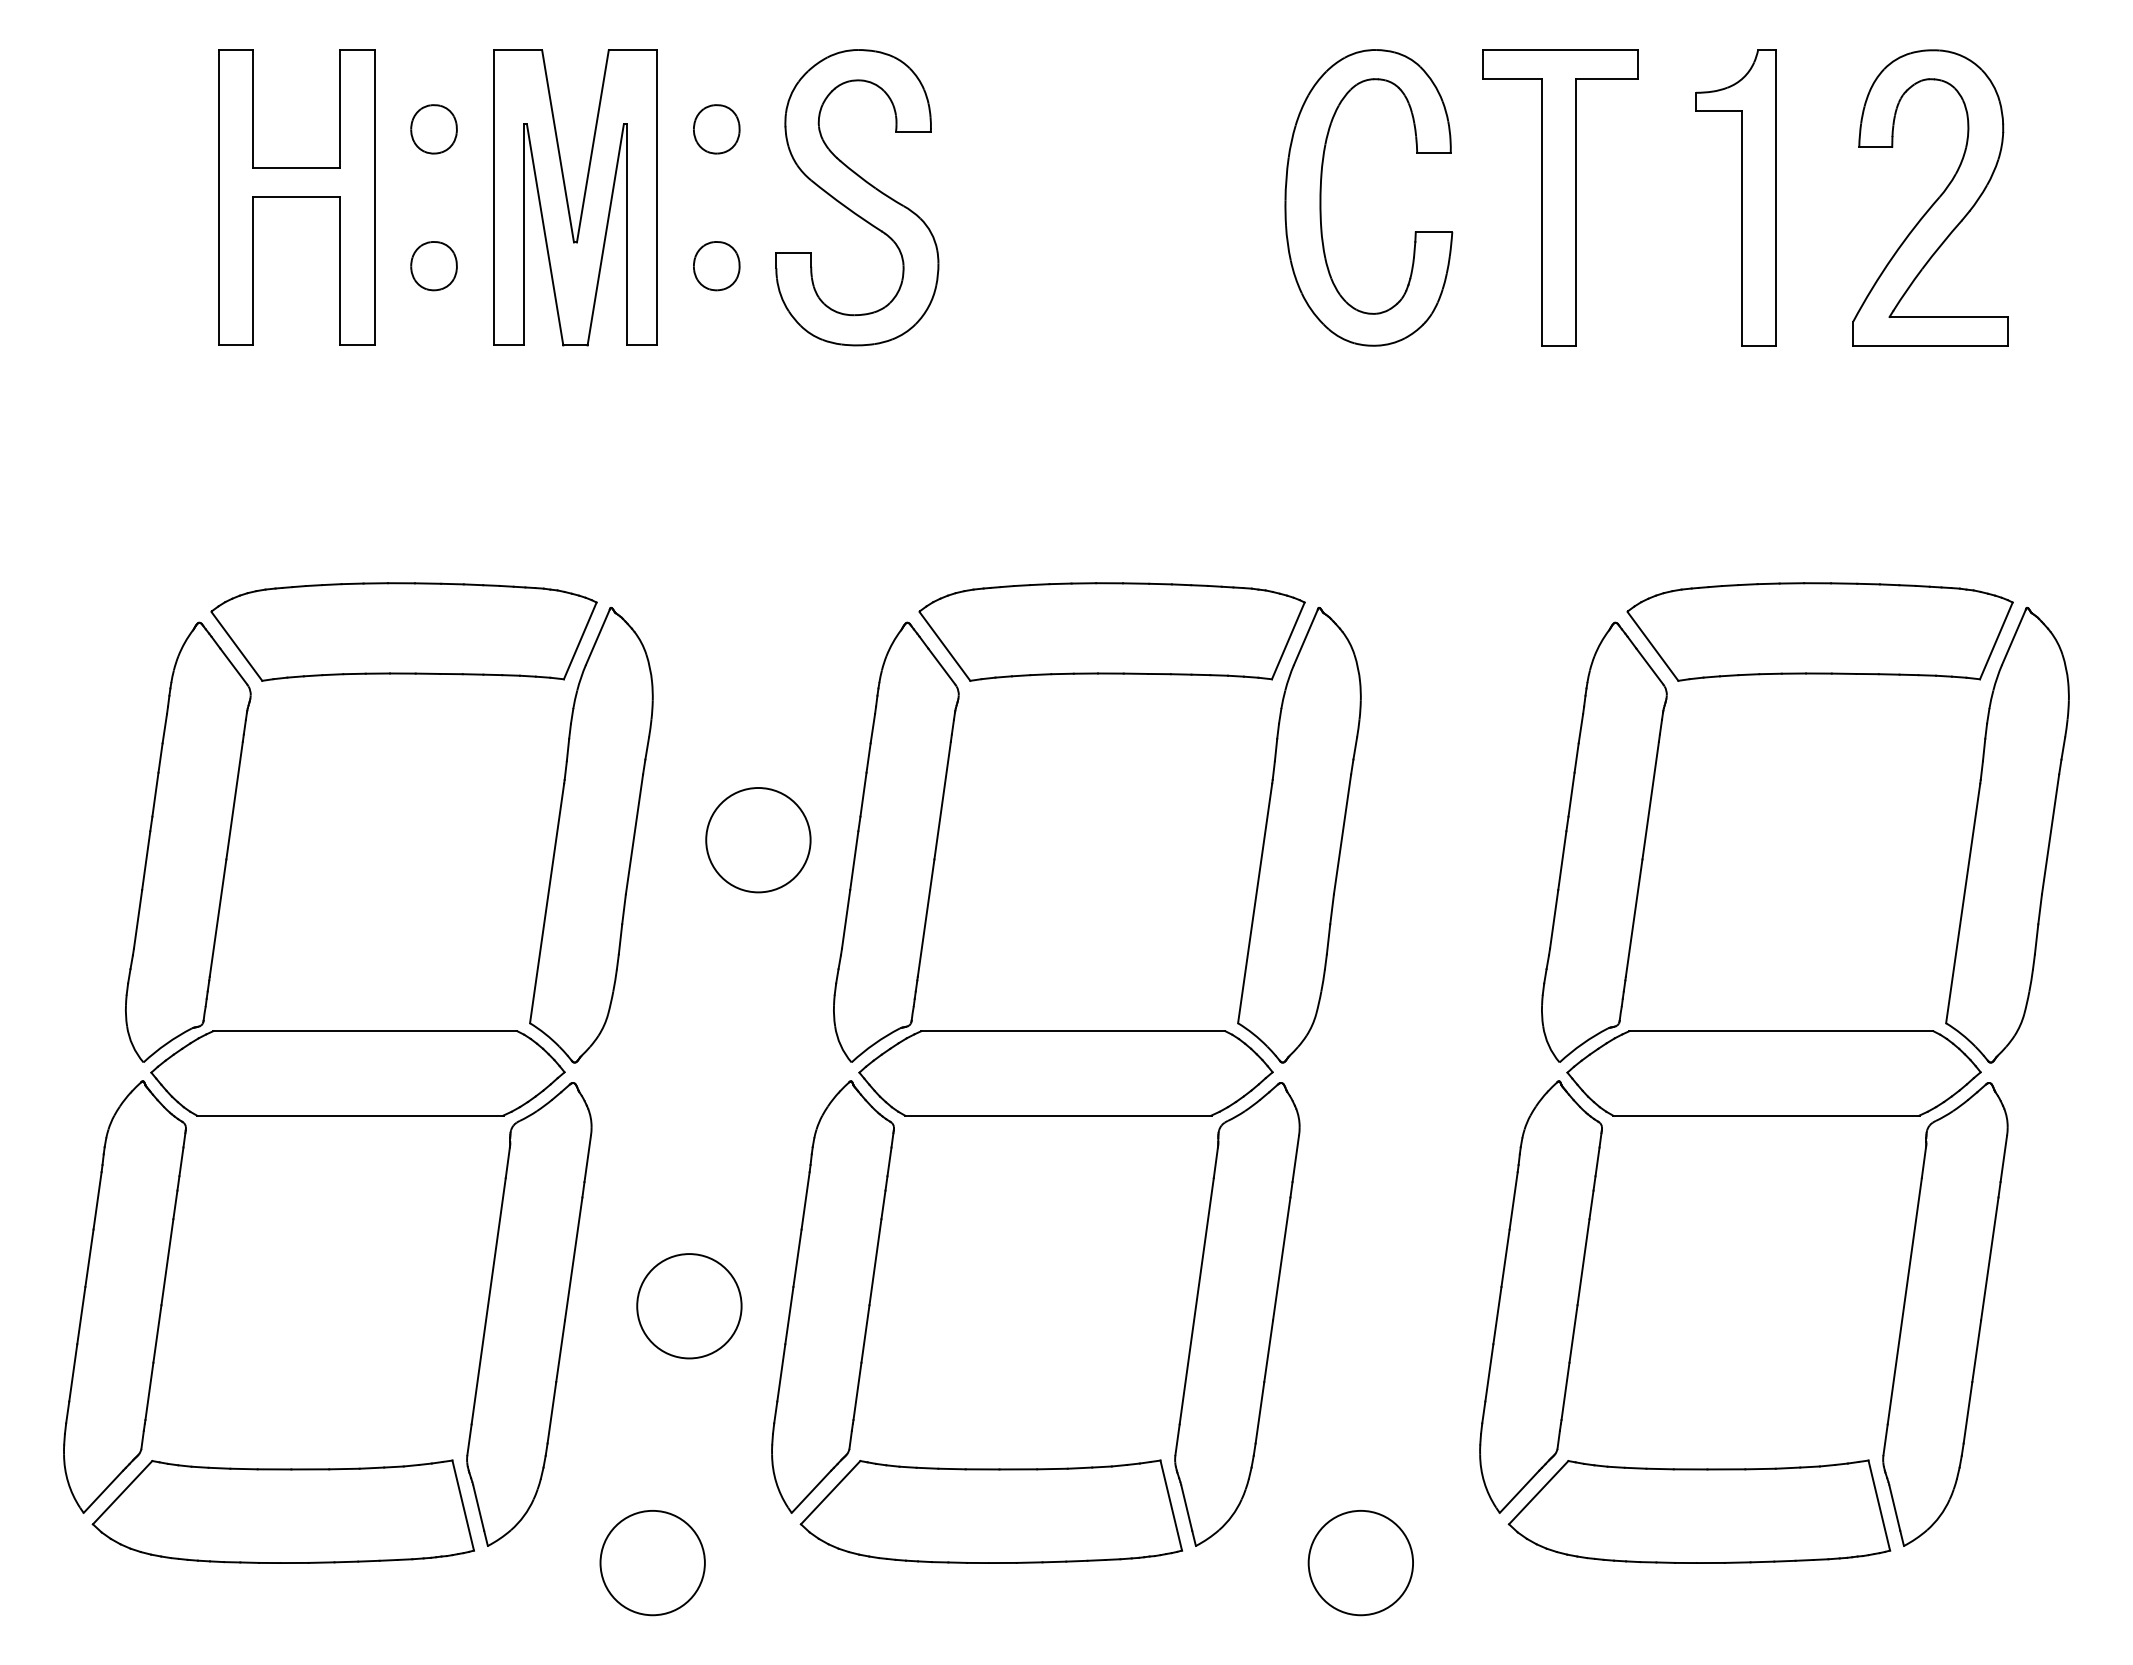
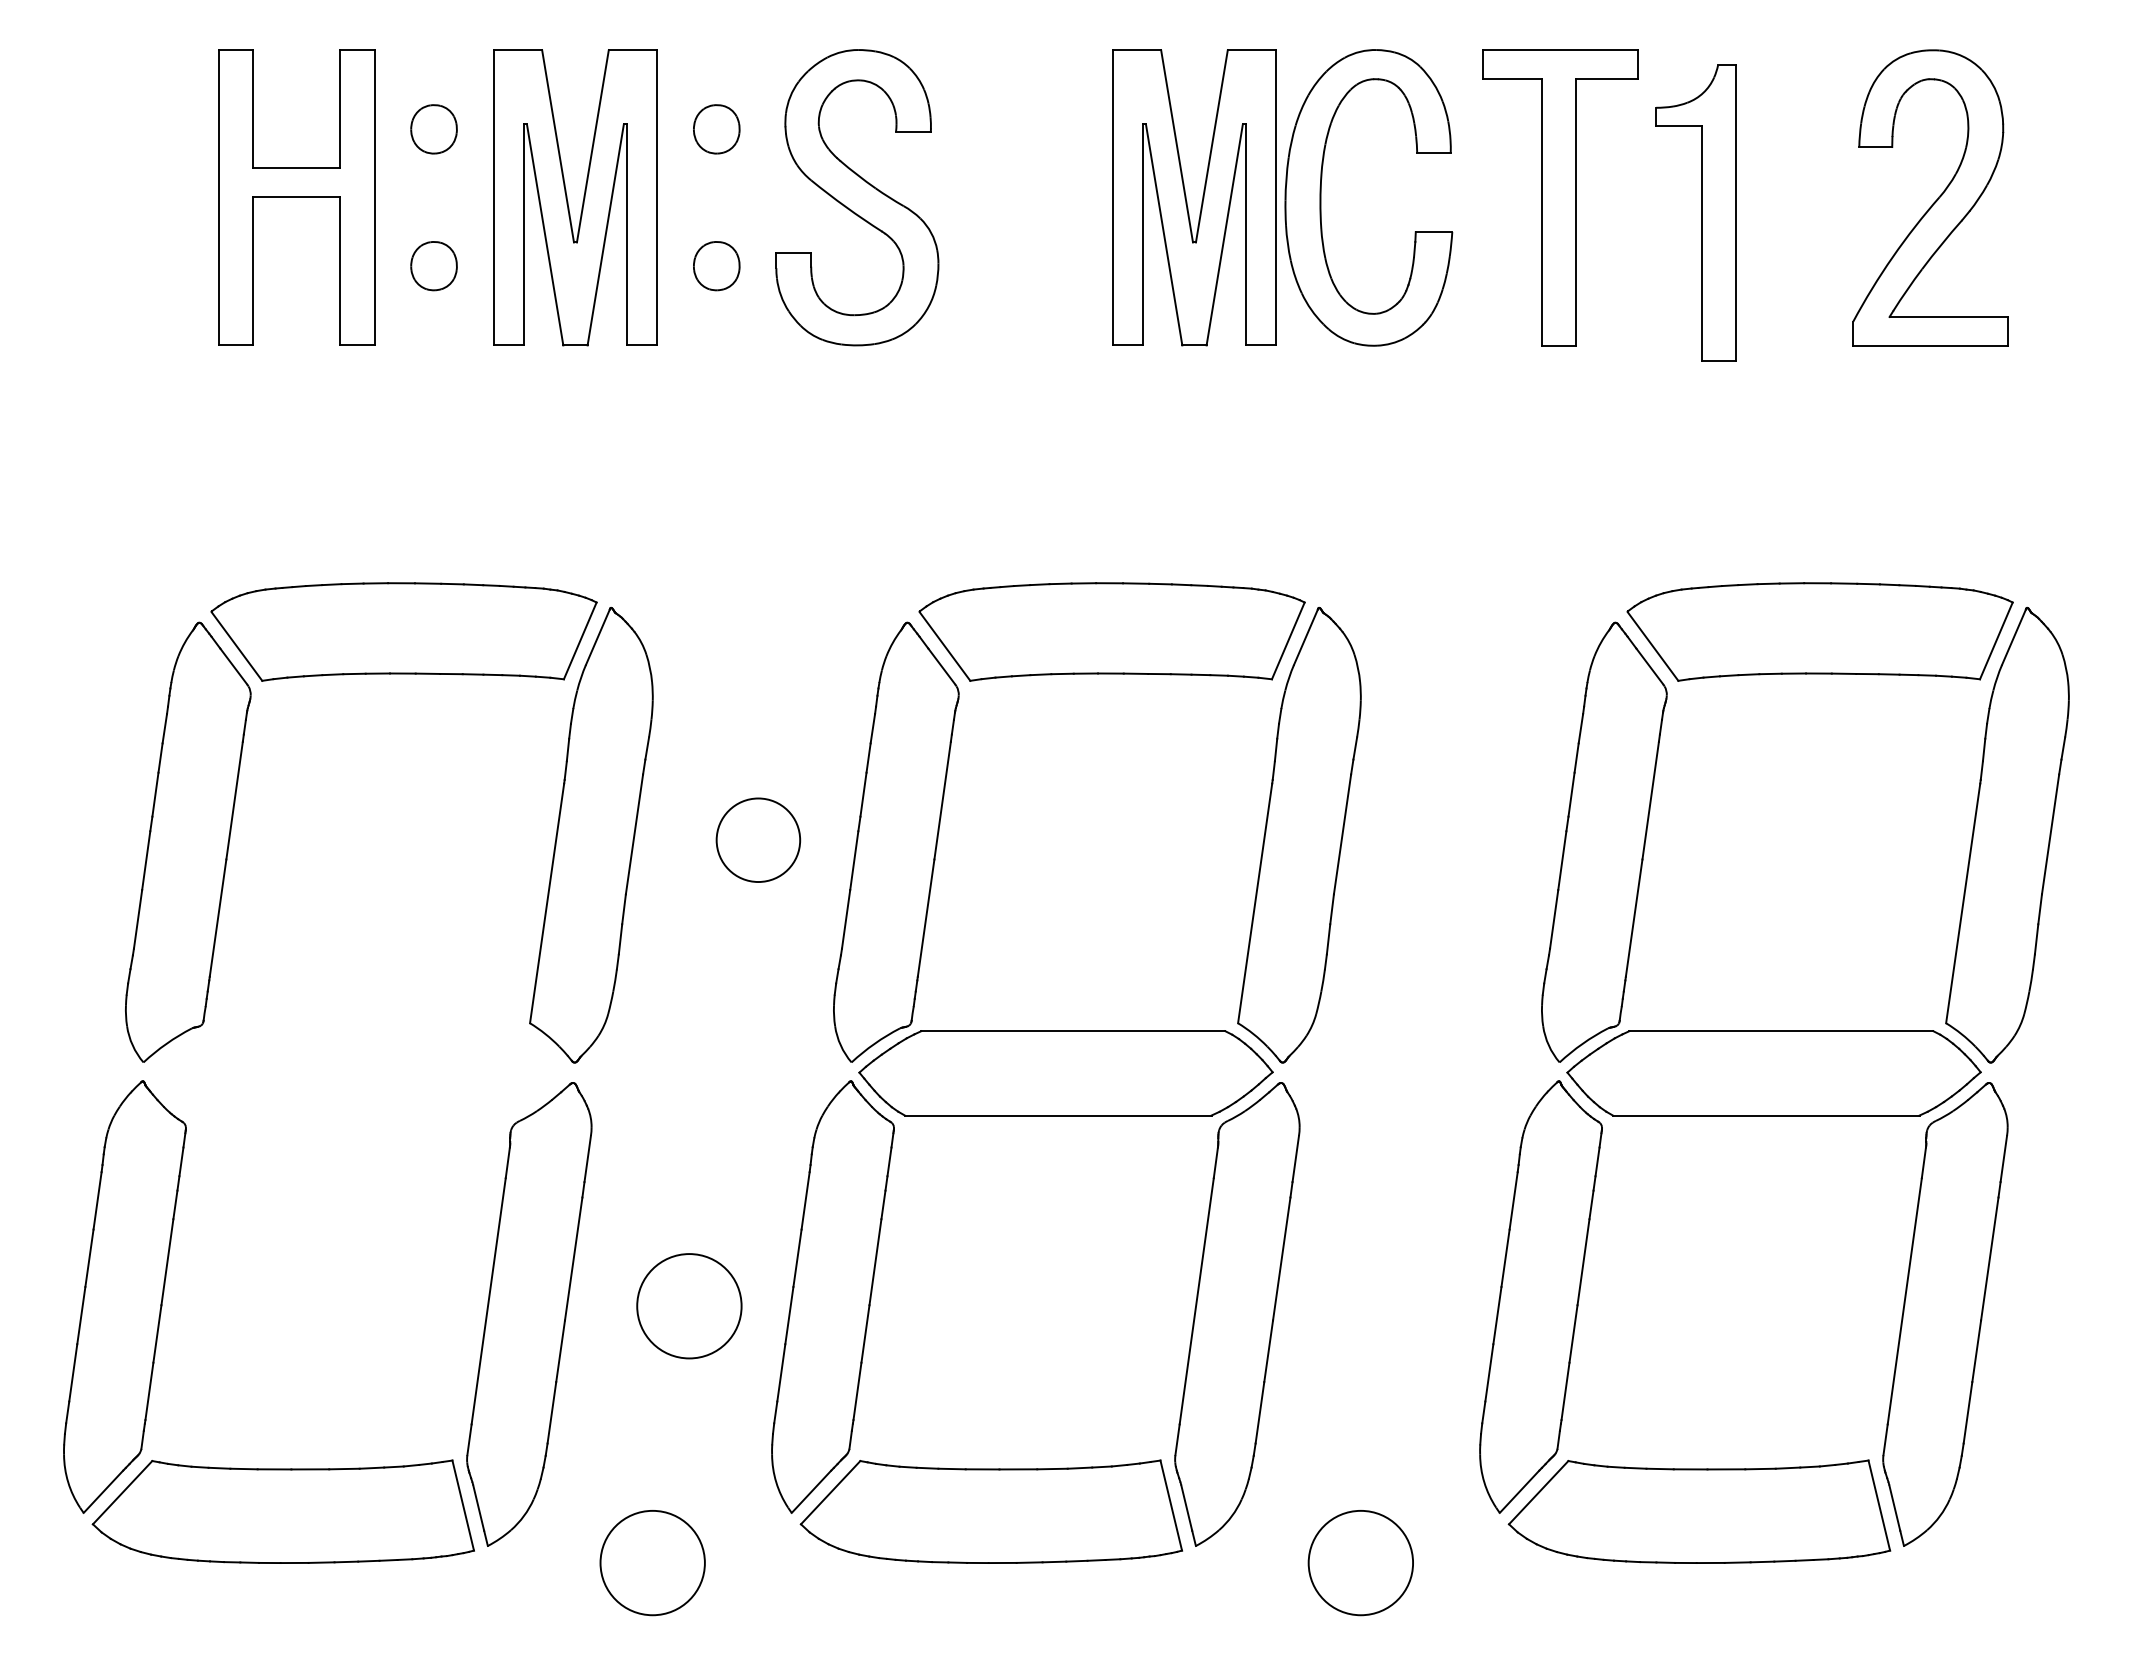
part: none -> present (1186, 197)
part position: (1735, 197) -> (1695, 212) (1695, 212)
circle size: 107x107 px -> 87x86 px (758, 839)
part: present -> none (357, 1073)
